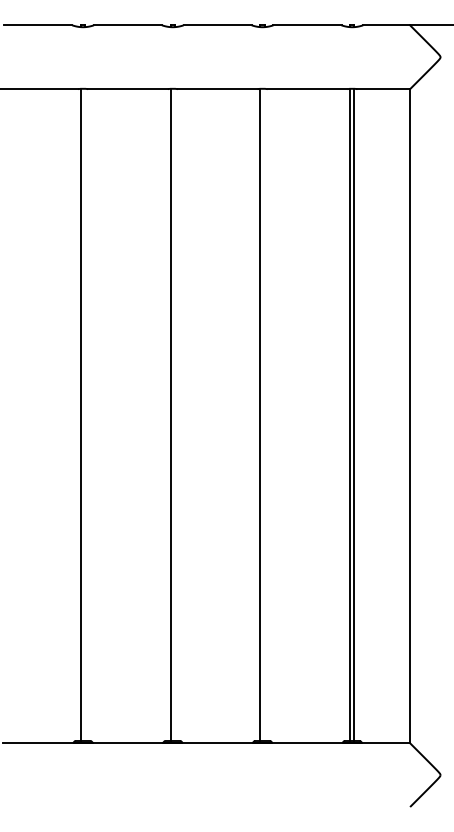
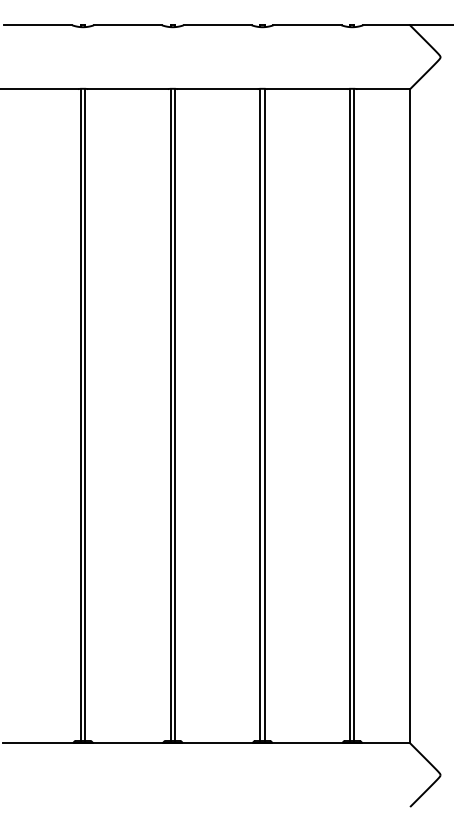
line: none -> present (85, 414)
line: none -> present (175, 414)
line: none -> present (264, 414)
